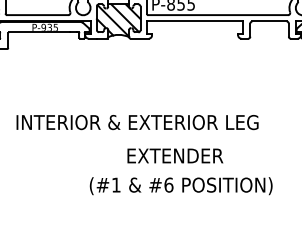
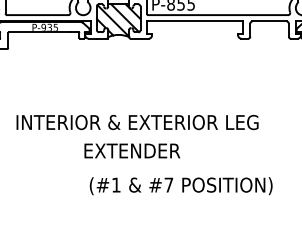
text position: (175, 155) -> (132, 150) (132, 150)
text: #6 -> #7 (168, 184)
